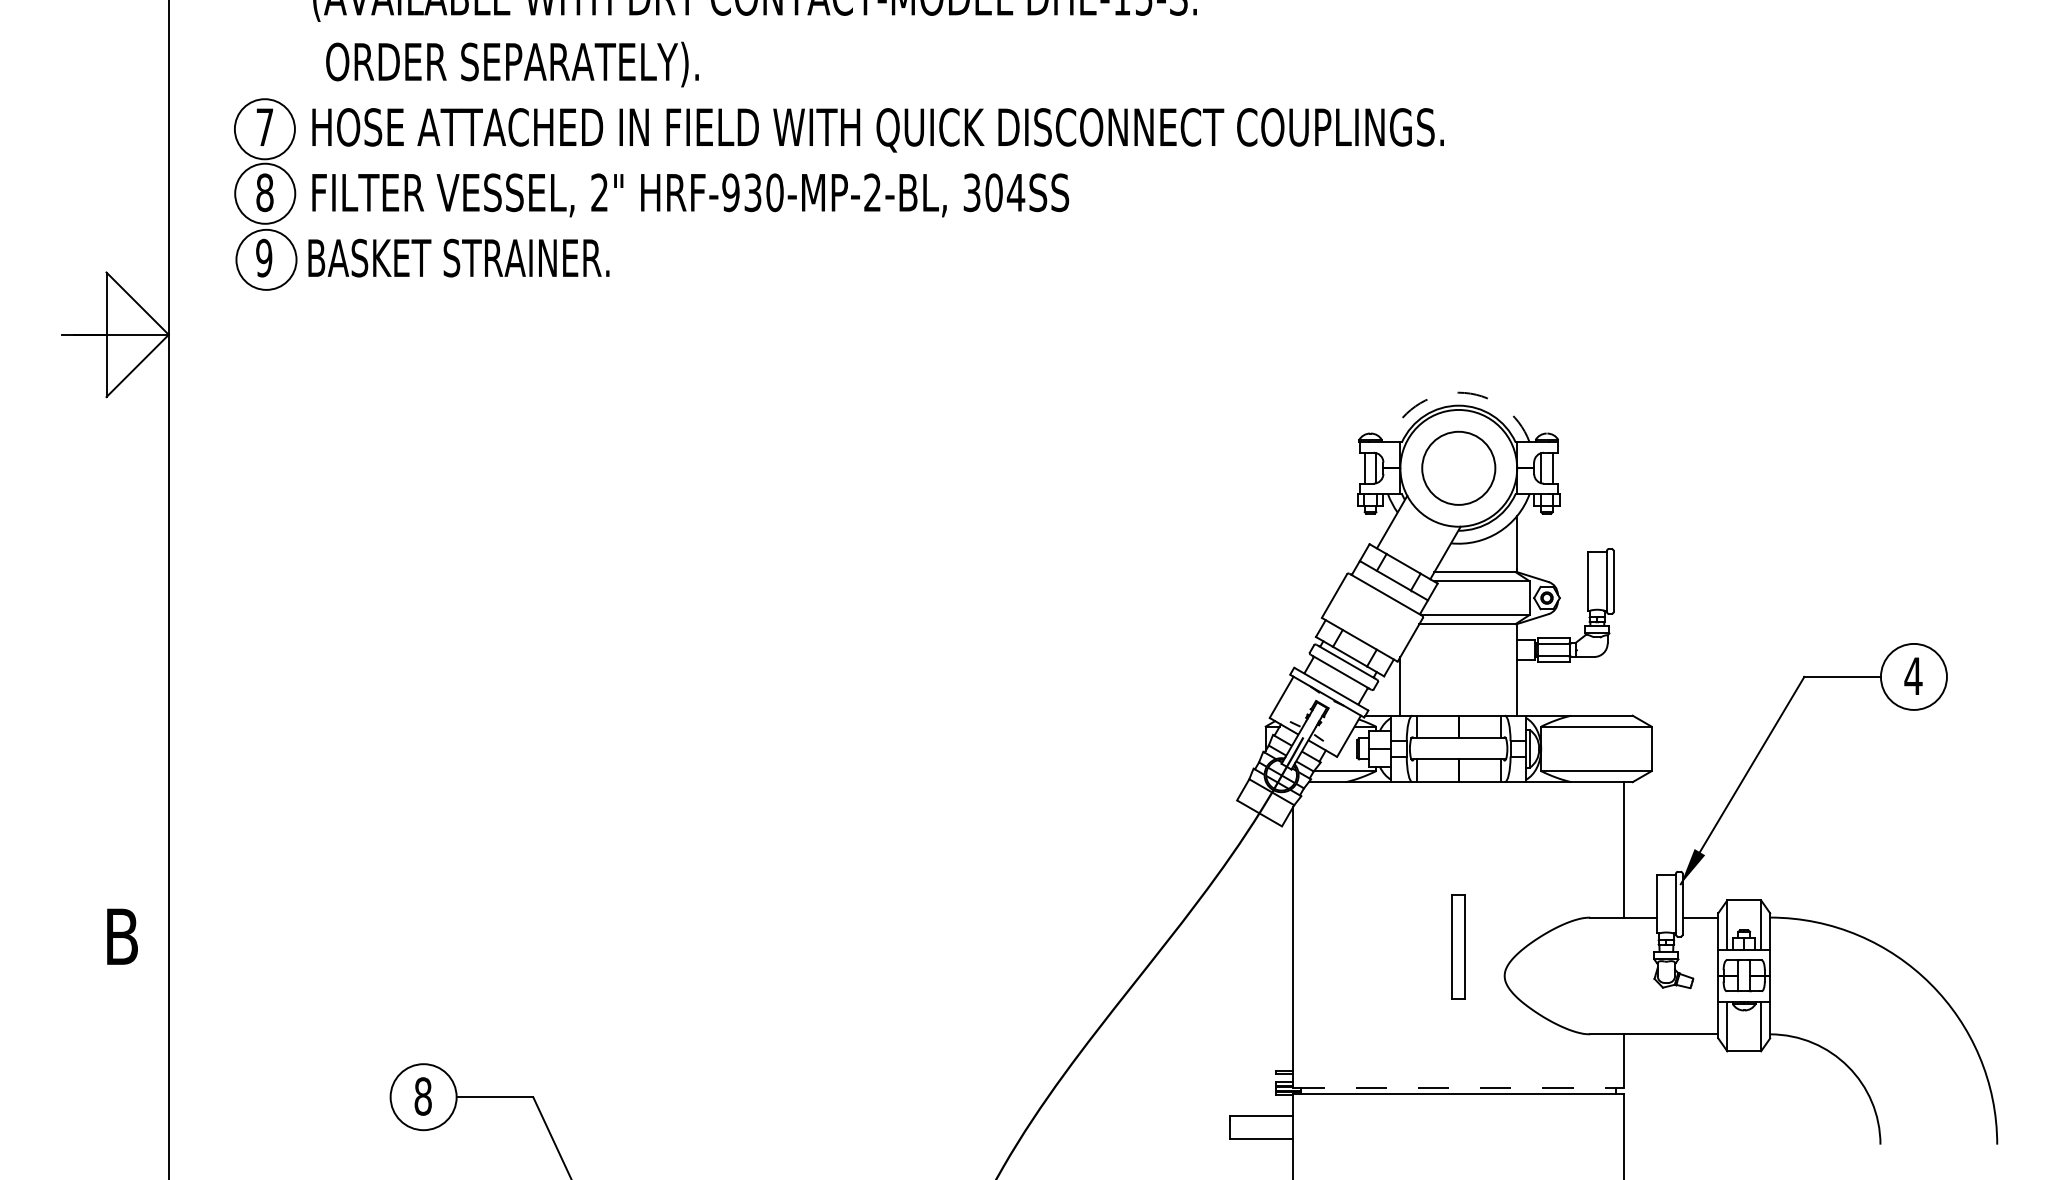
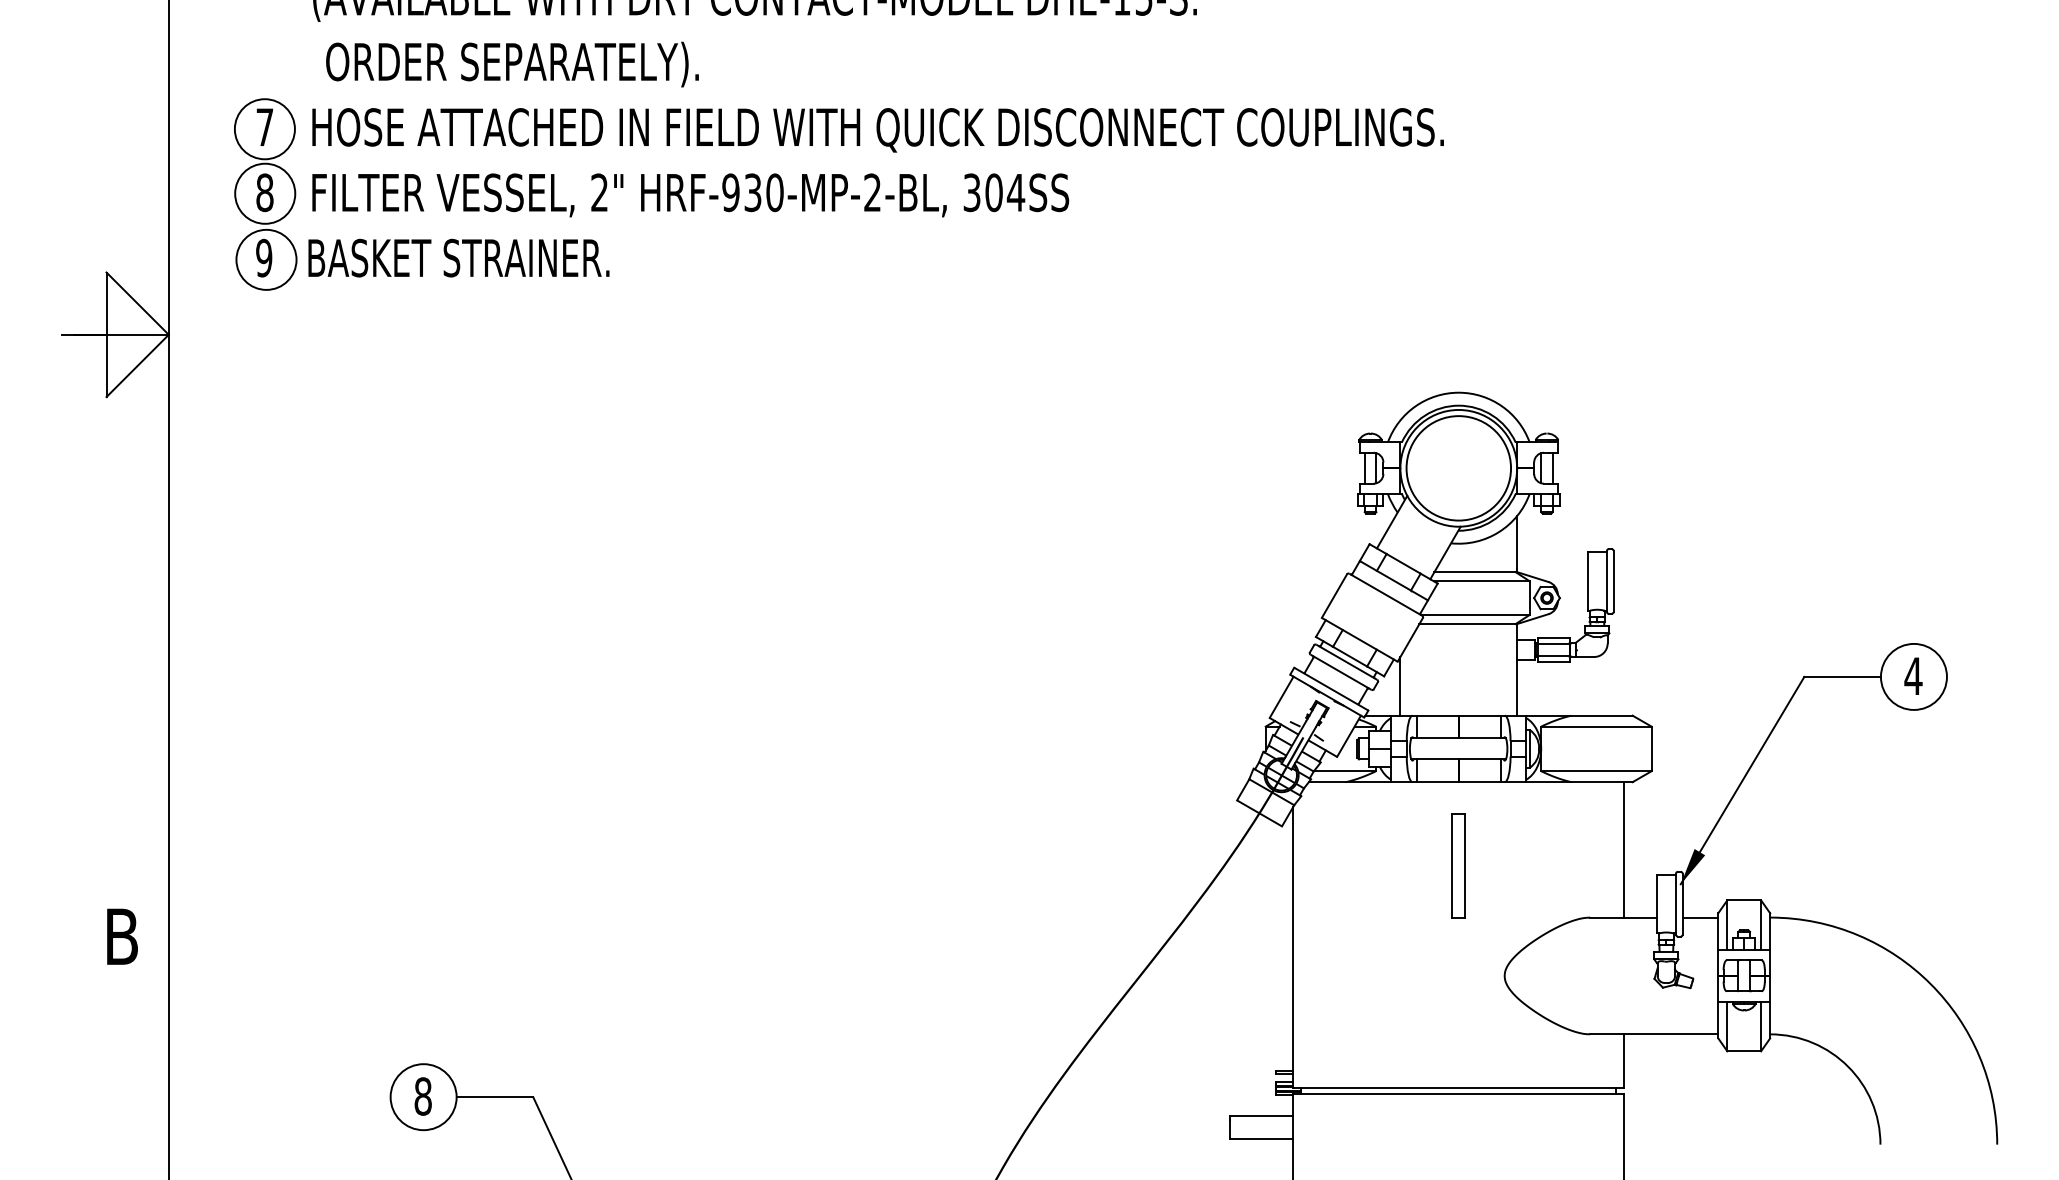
arc: dashed -> solid (1458, 392)
circle diameter: 73 px -> 104 px (1458, 468)
part position: (1458, 946) -> (1458, 865) (1458, 865)
line: dashed -> solid (1459, 1087)
